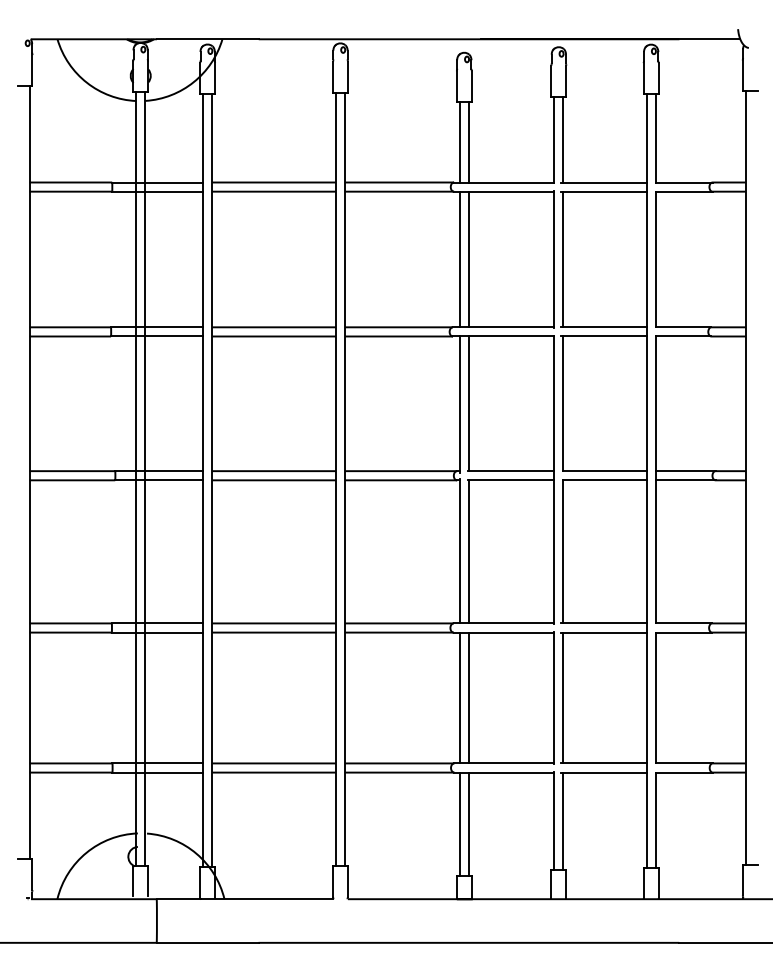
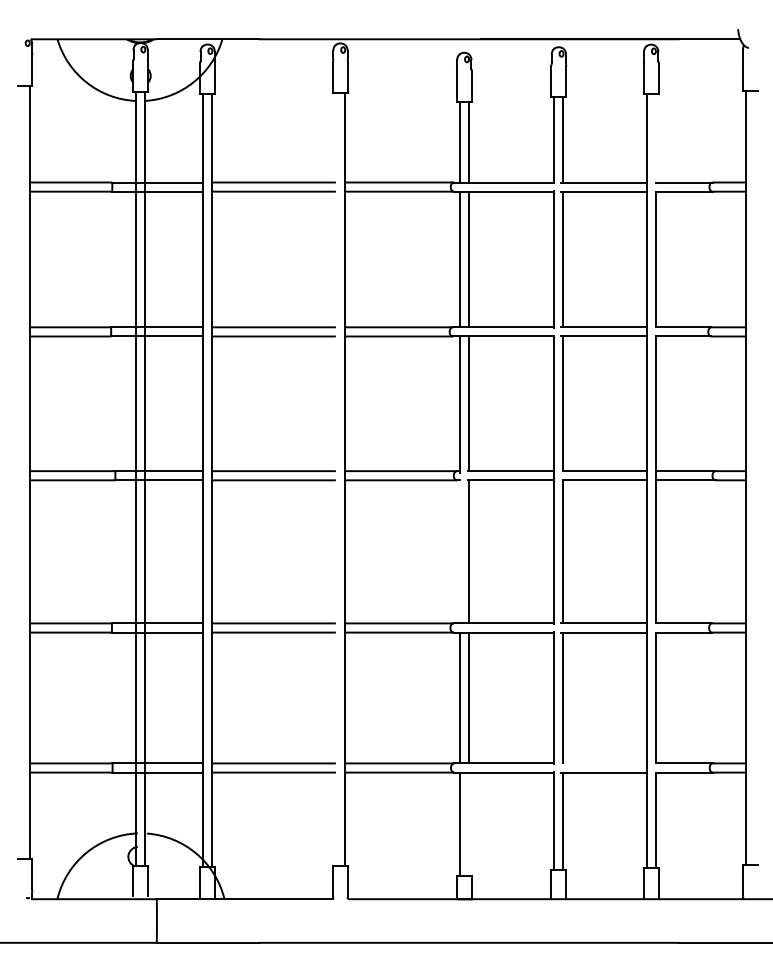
line: present -> none (655, 138)
line: present -> none (335, 479)
line: present -> none (459, 550)
line: present -> none (603, 763)
line: present -> none (468, 823)
